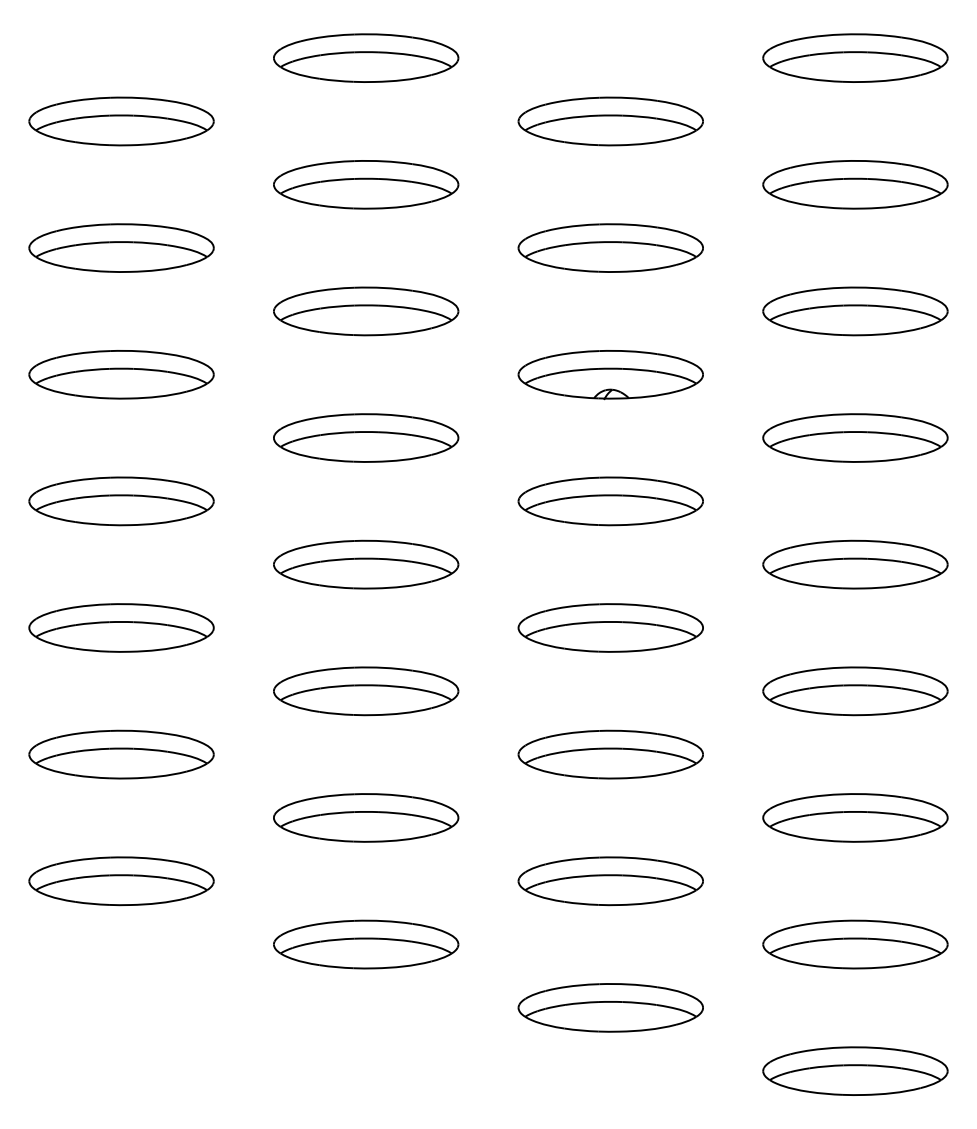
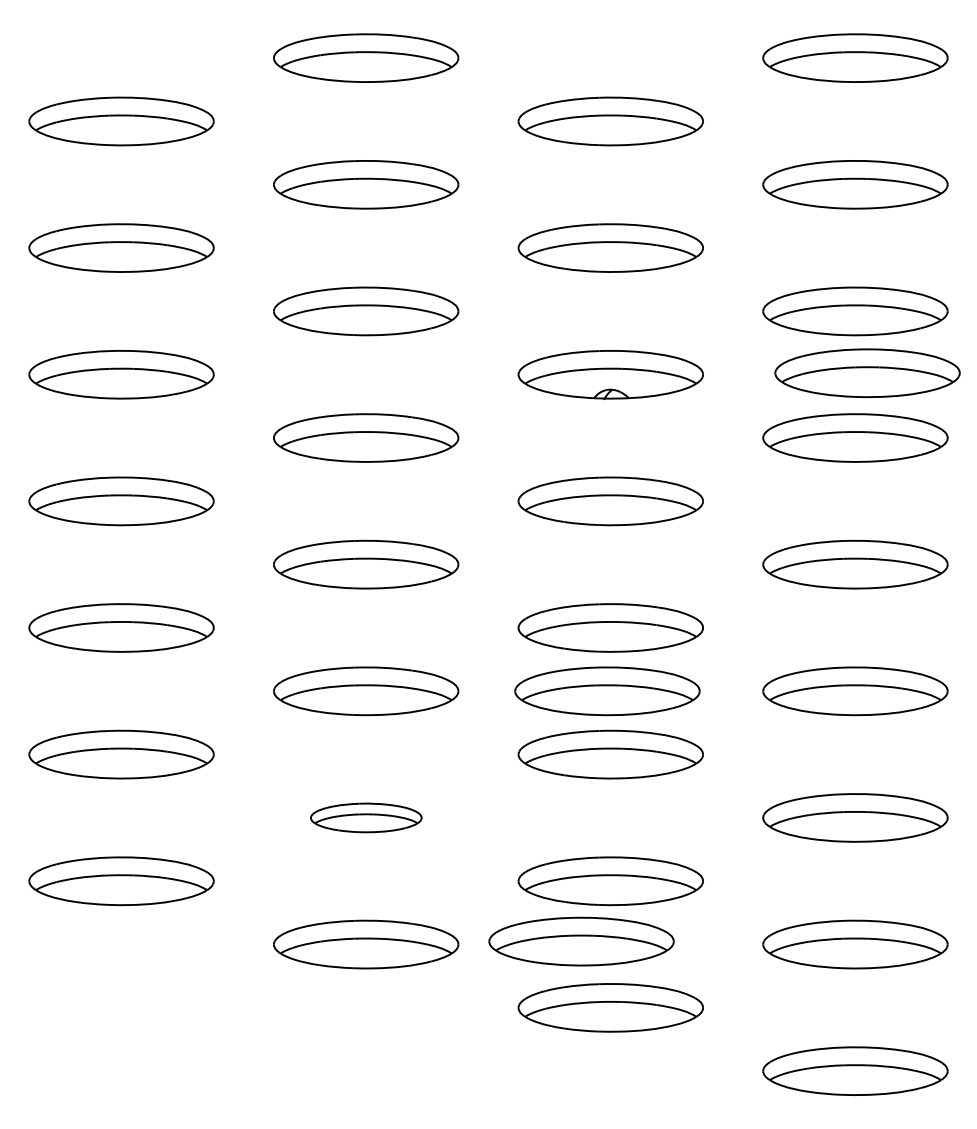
part: none -> present (867, 373)
part: none -> present (607, 691)
part size: 187x50 px -> 113x32 px (366, 817)
part: none -> present (581, 941)
